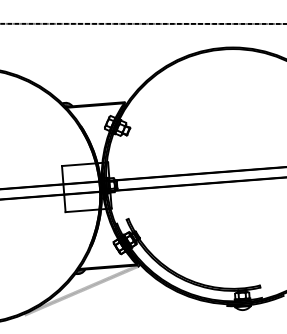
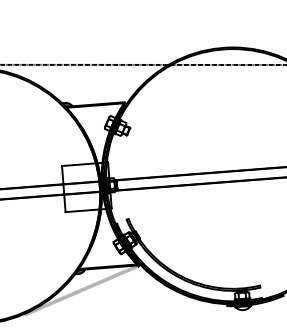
line position: (142, 23) -> (142, 64) (142, 64)
